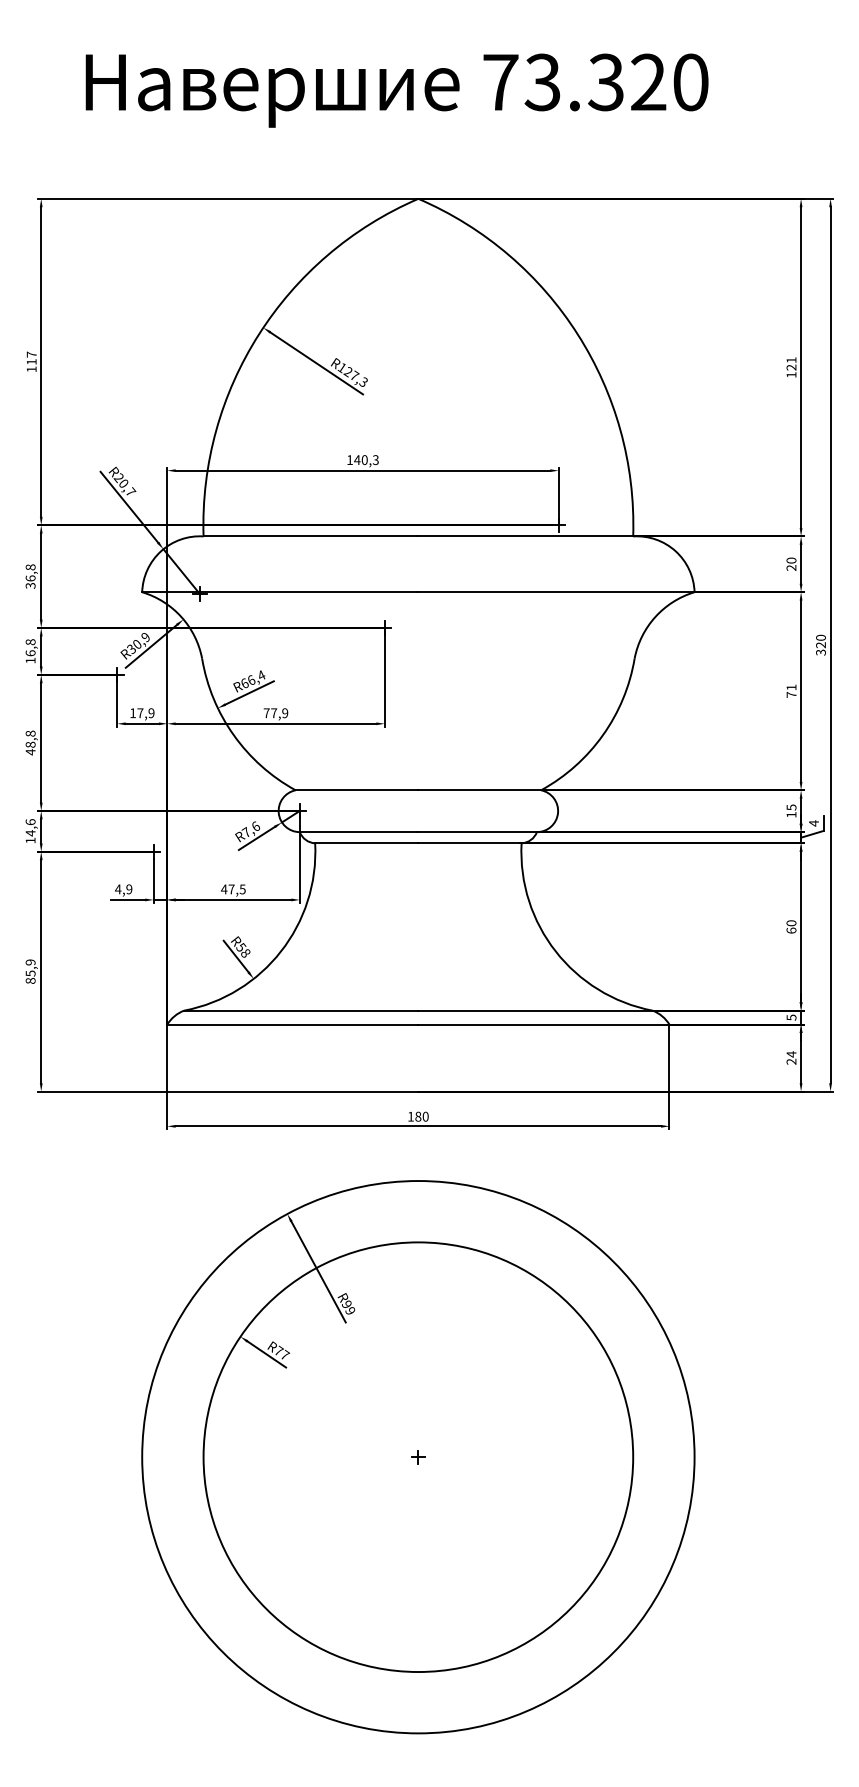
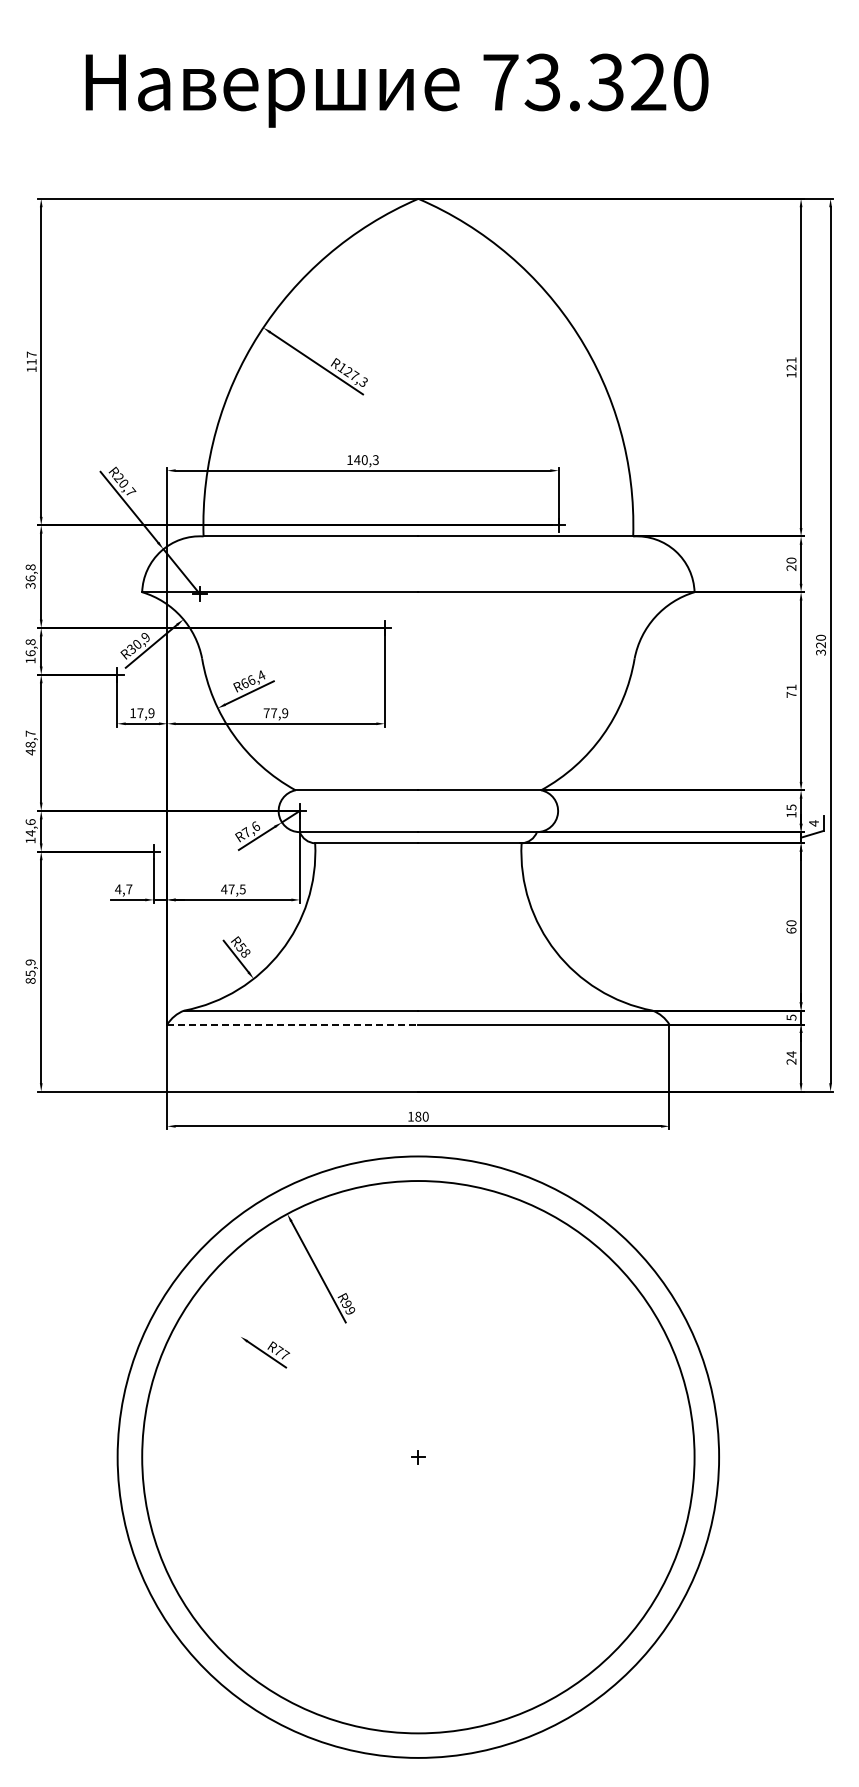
text: 48,8 -> 48,7 (30, 733)
text: 4,9 -> 4,7 (129, 889)
line: solid -> dashed (292, 1024)
circle diameter: 430 px -> 601 px (418, 1456)
